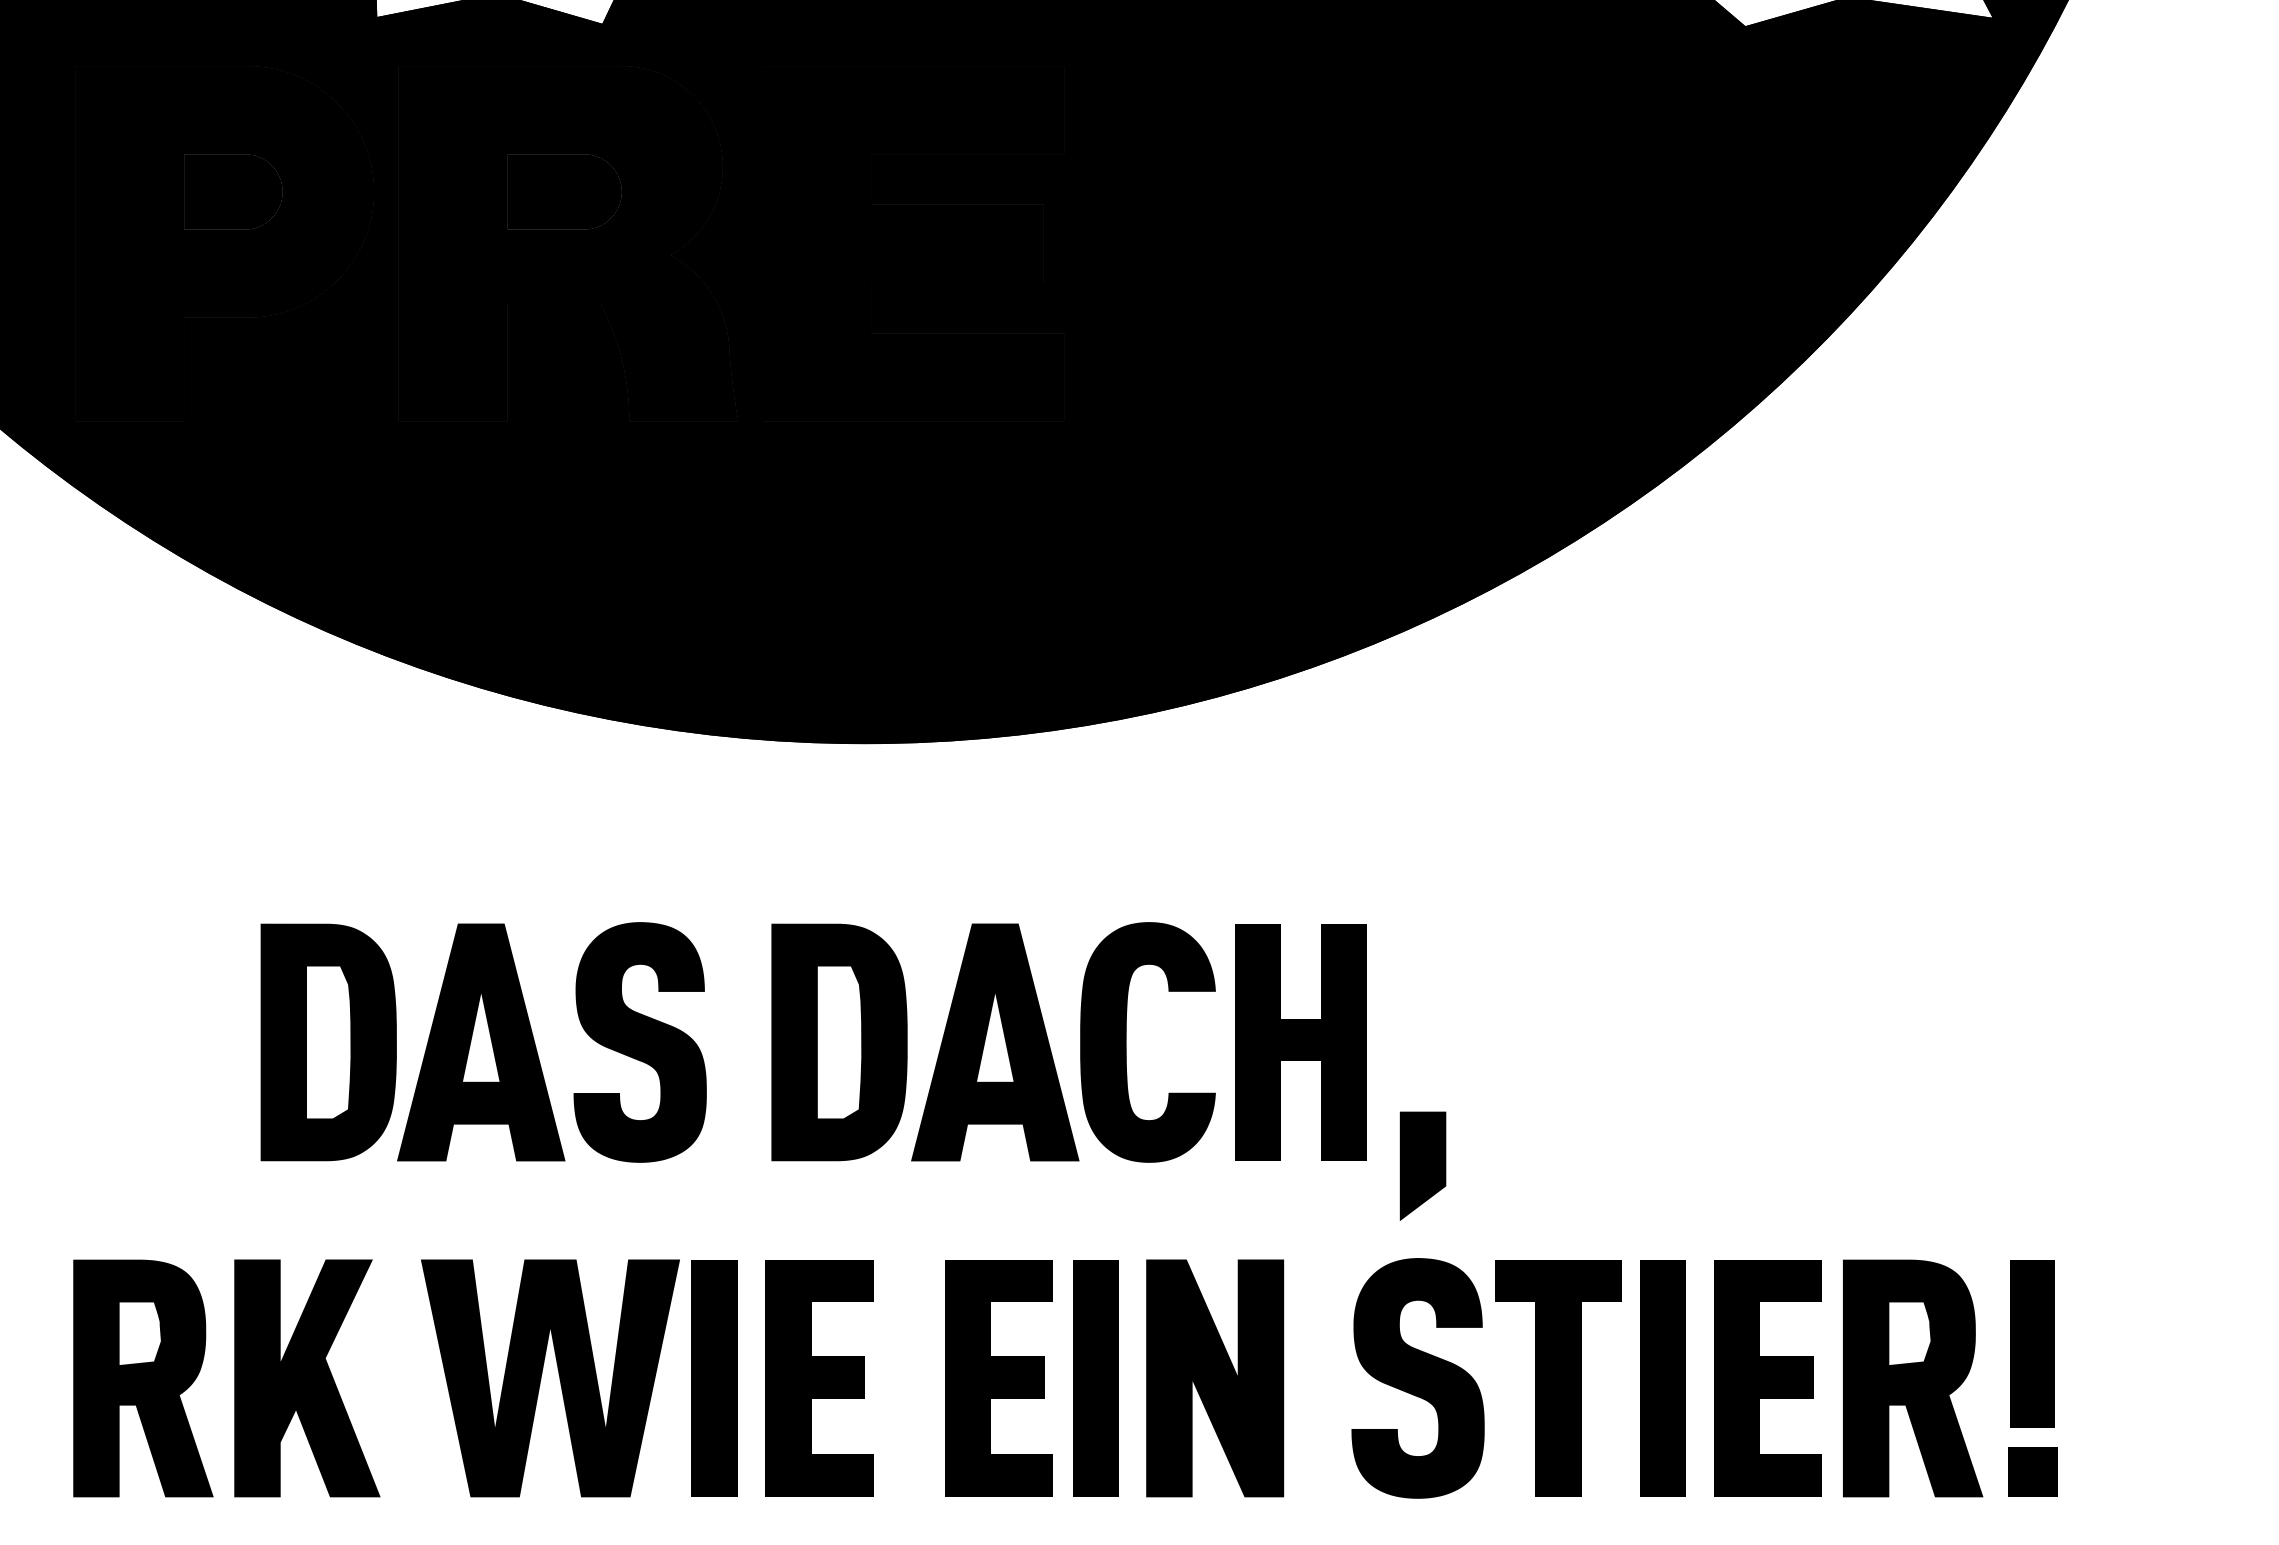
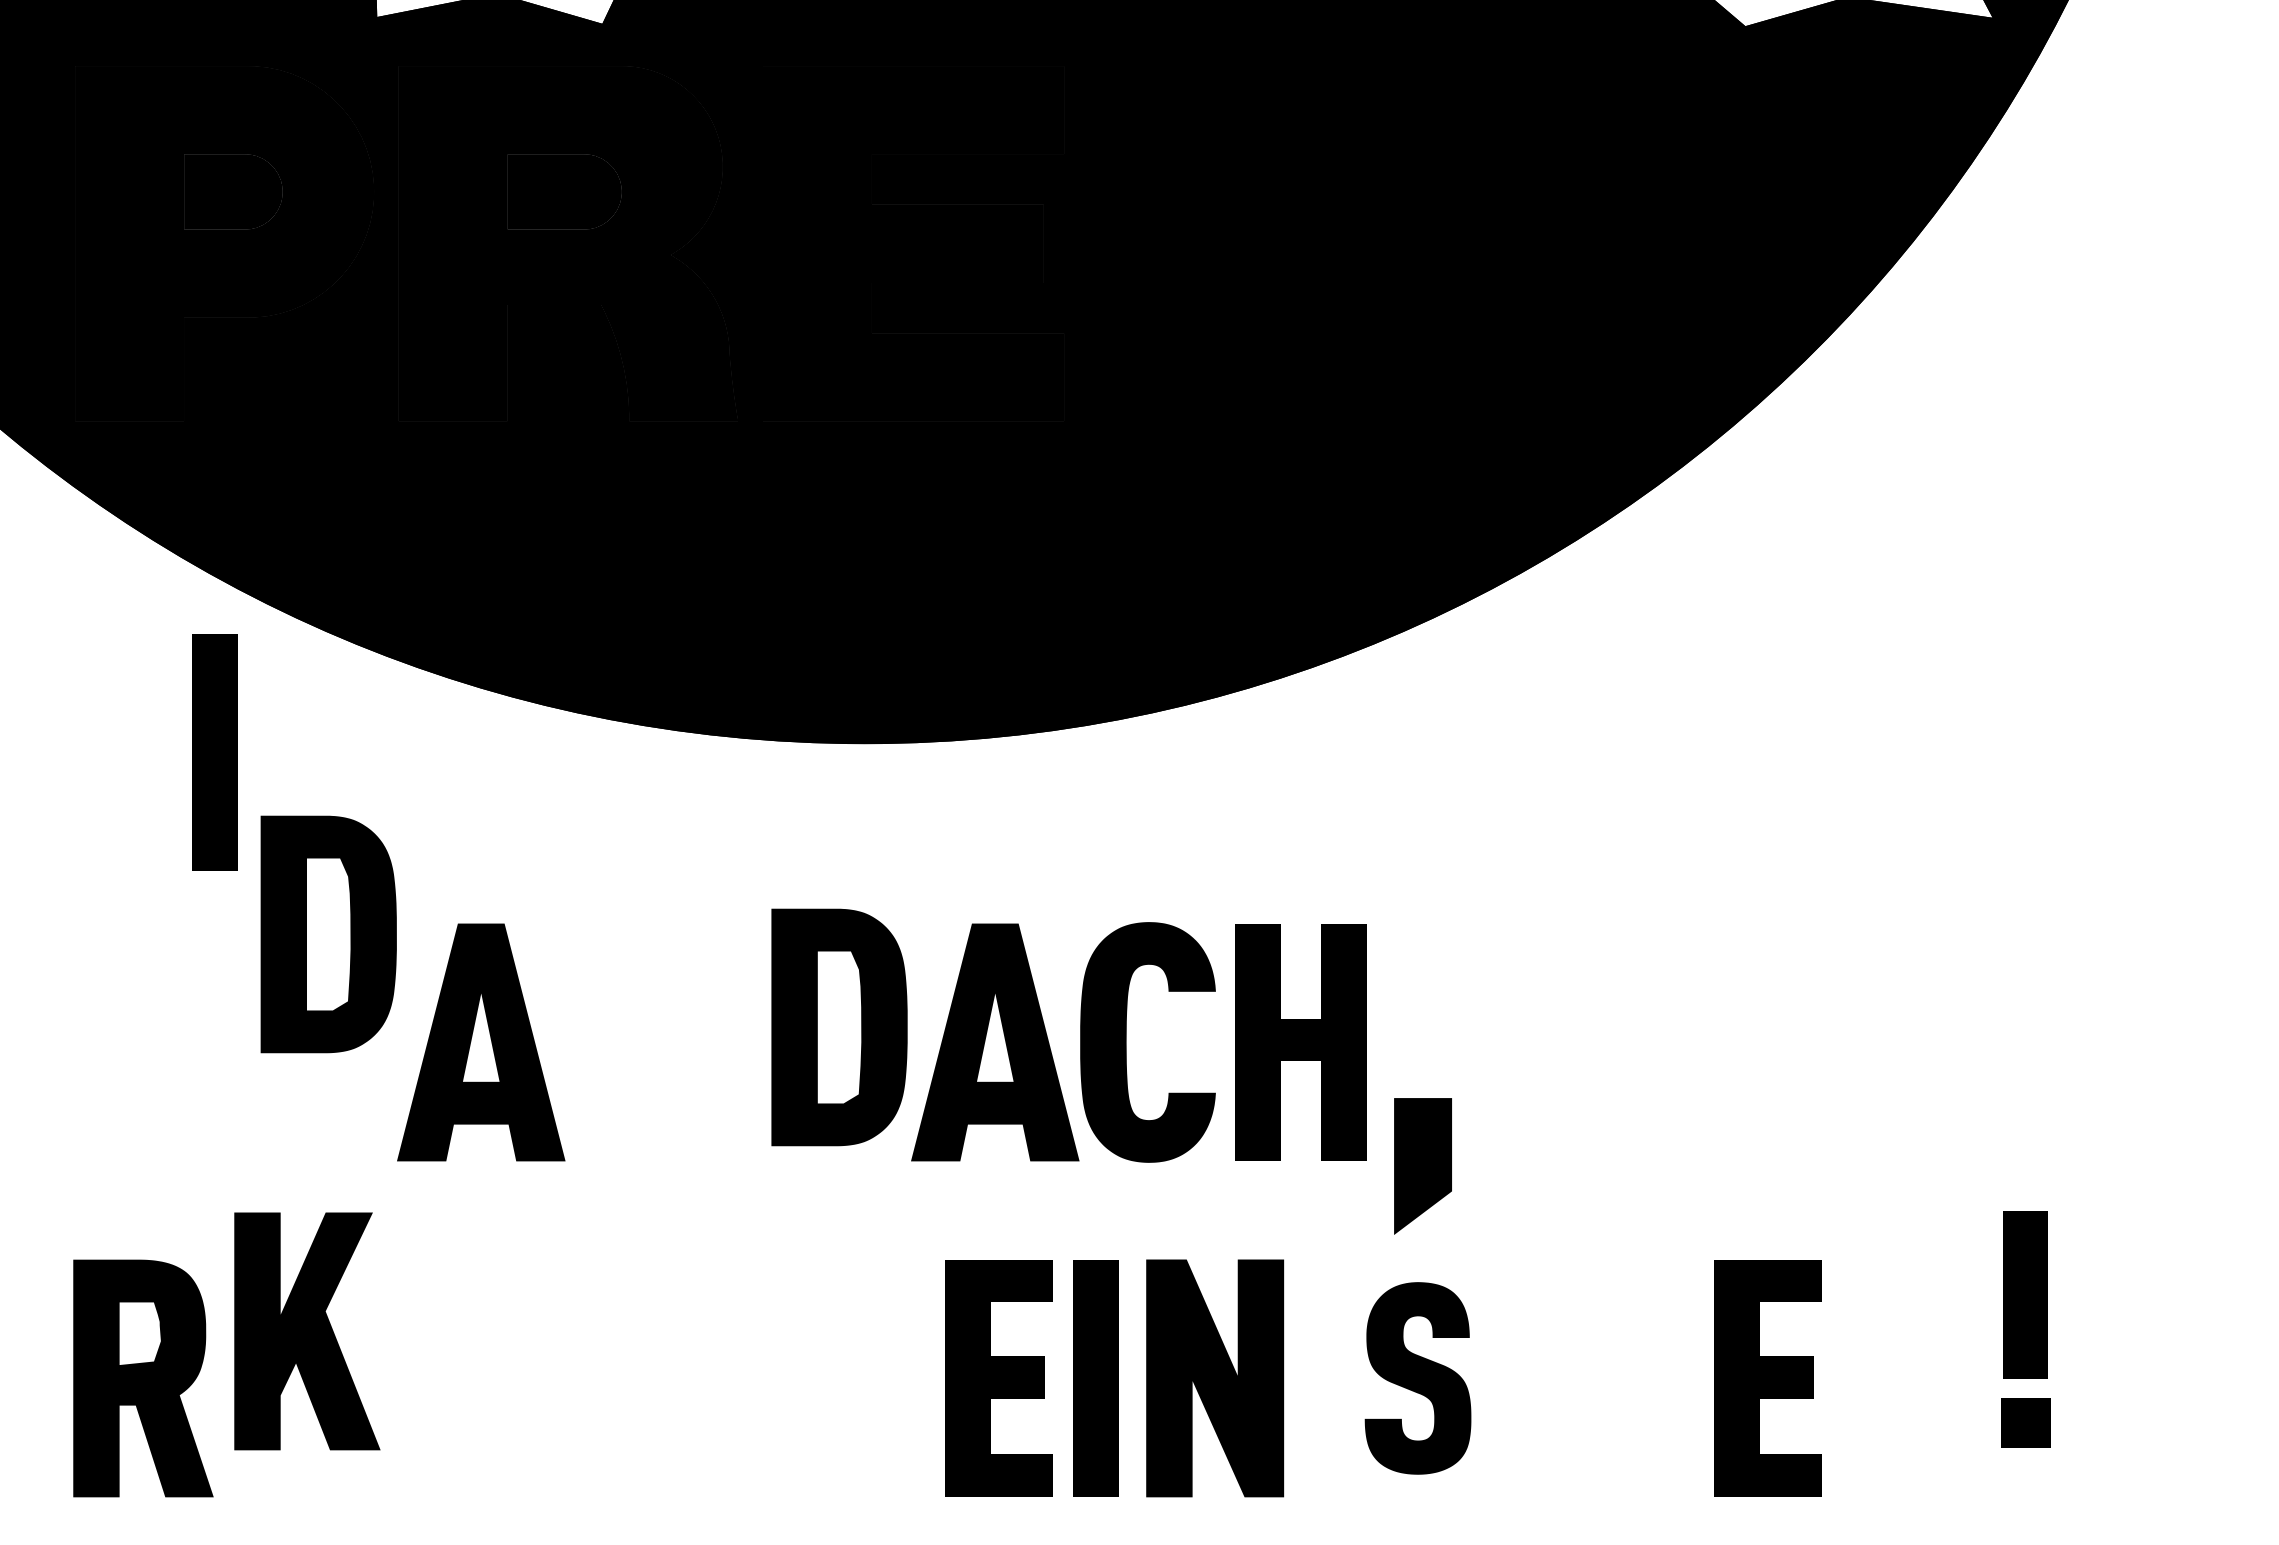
part: none -> present (214, 752)
part position: (328, 1042) -> (328, 934) (328, 934)
fill: present -> none (639, 1042)
part position: (839, 1042) -> (839, 1027) (839, 1027)
part size: 48x110 px -> 58x137 px (1422, 1166)
part position: (307, 1378) -> (307, 1331) (307, 1331)
fill: present -> none (550, 1378)
fill: present -> none (714, 1378)
fill: present -> none (819, 1378)
part size: 134x241 px -> 108x193 px (1417, 1378)
fill: present -> none (1558, 1378)
fill: present -> none (1662, 1378)
part: present -> none (1913, 1378)
part position: (2032, 1378) -> (2025, 1329) (2025, 1329)
